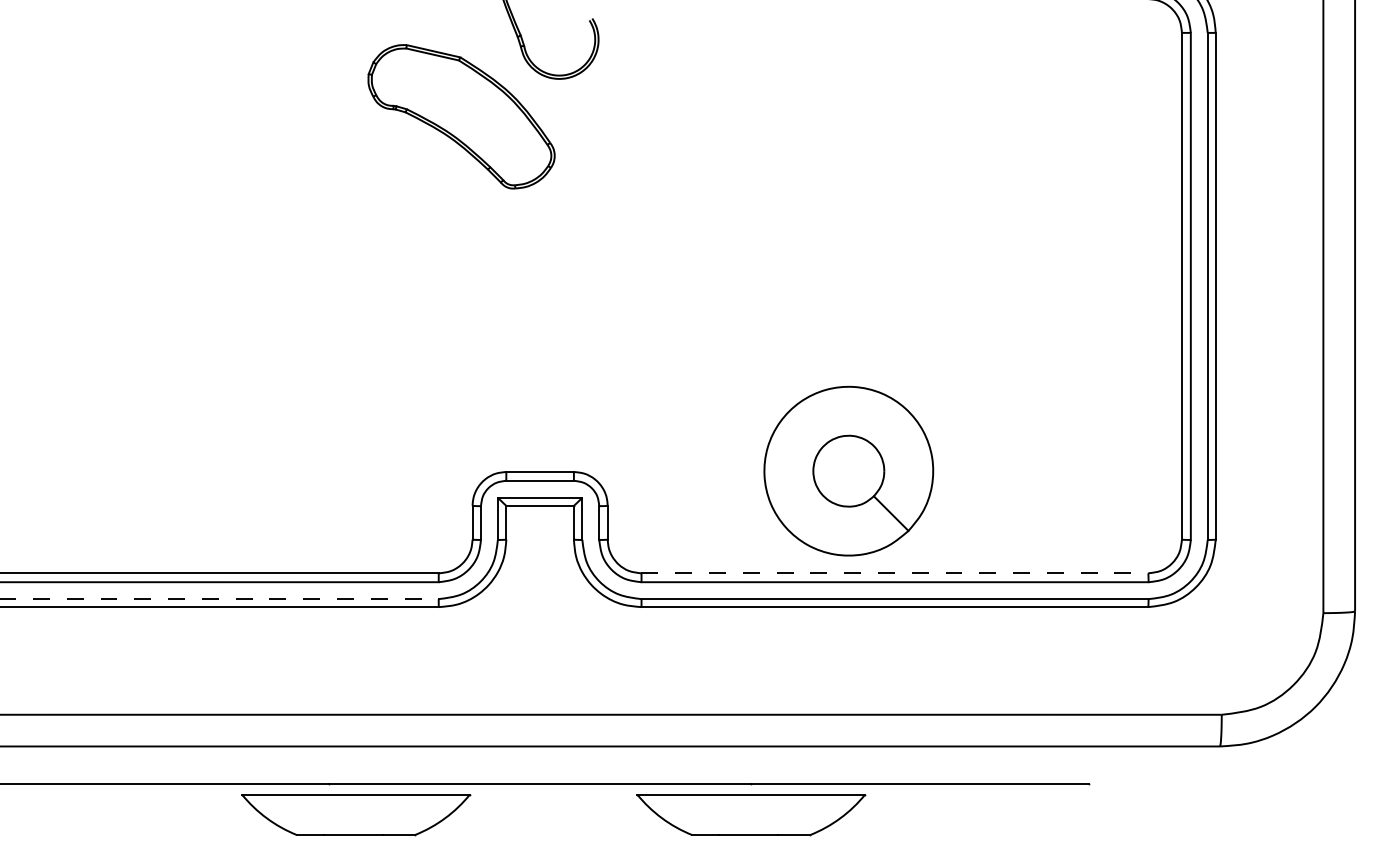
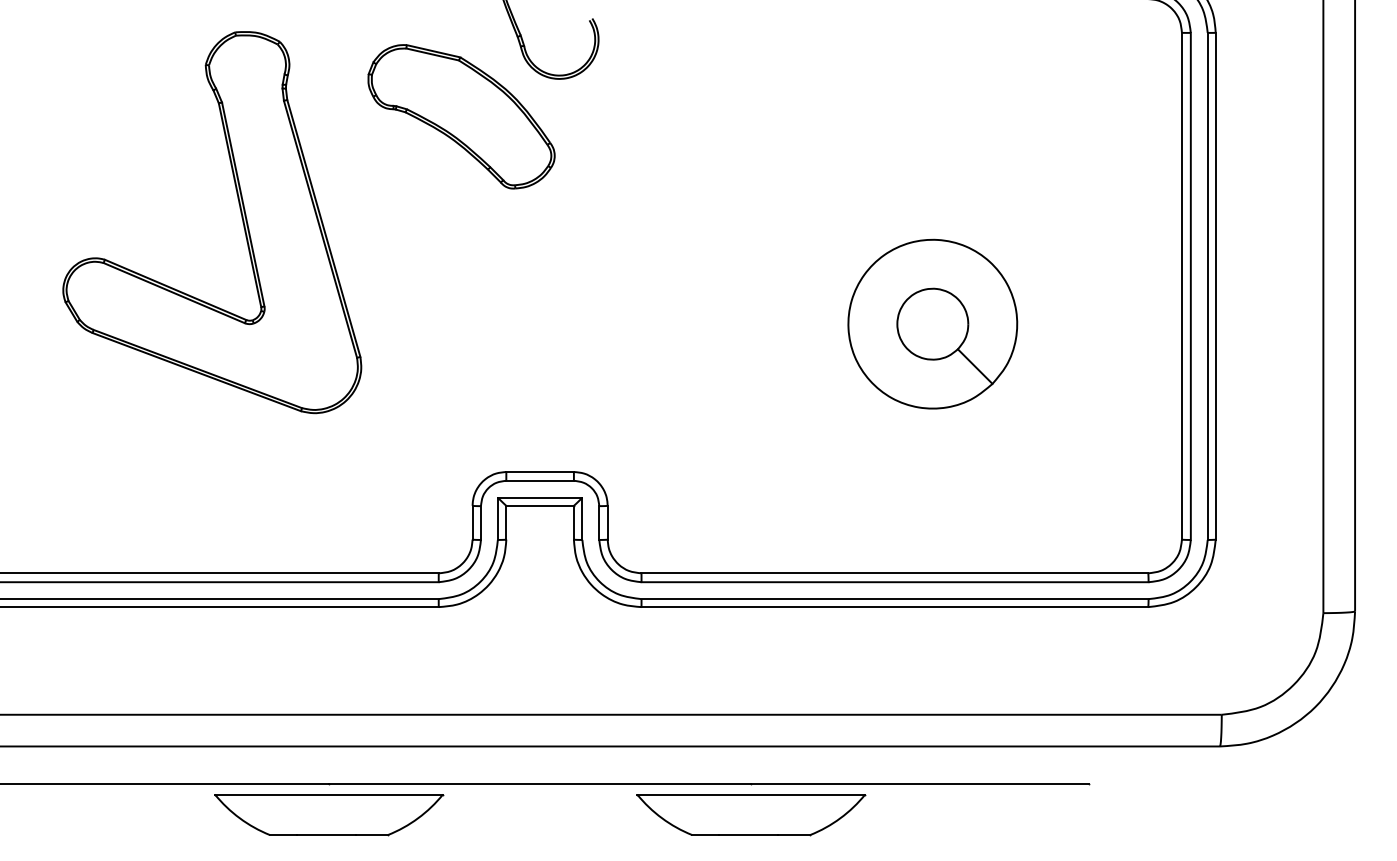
part: none -> present (241, 218)
part position: (848, 470) -> (932, 323) (932, 323)
line: dashed -> solid (895, 573)
line: dashed -> solid (220, 599)
part position: (356, 815) -> (329, 815) (329, 815)
